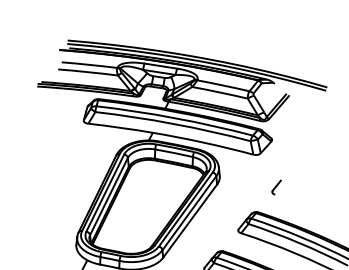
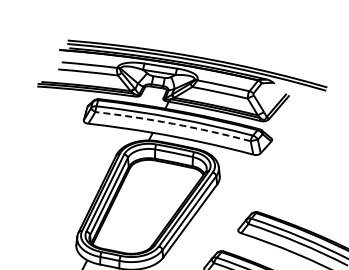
arc: solid -> dashed (173, 123)
part: present -> none (276, 187)
